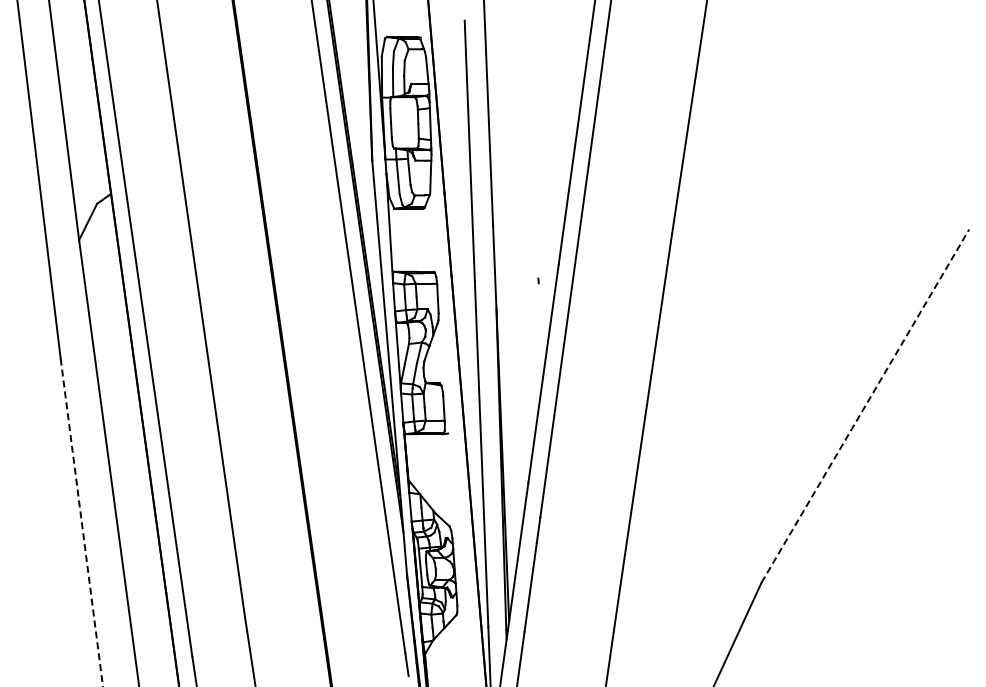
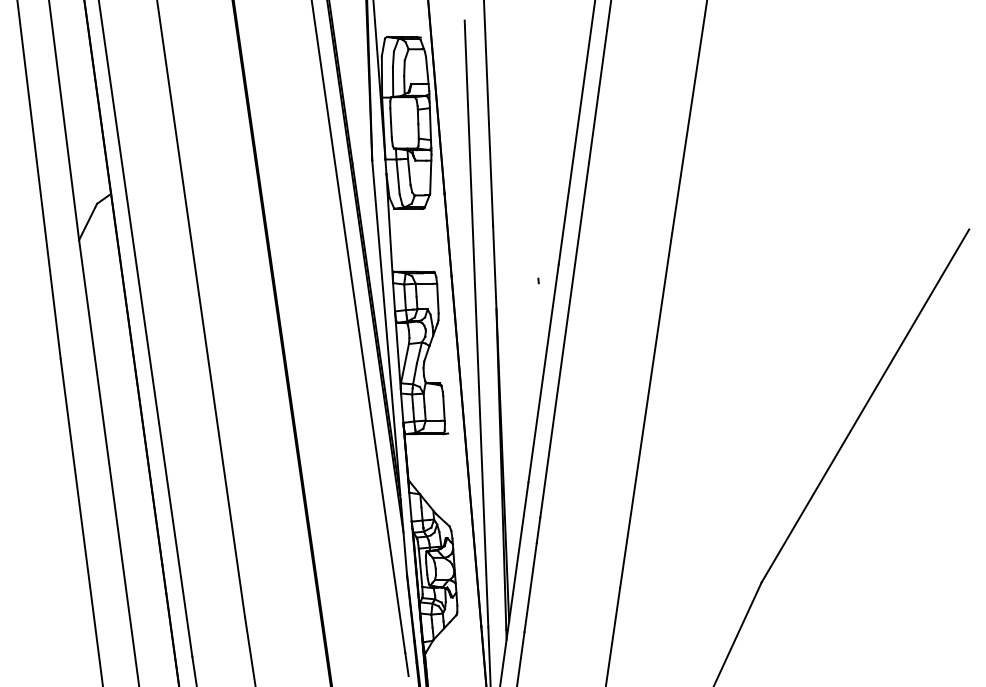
line: dashed -> solid (865, 406)
line: dashed -> solid (81, 523)
